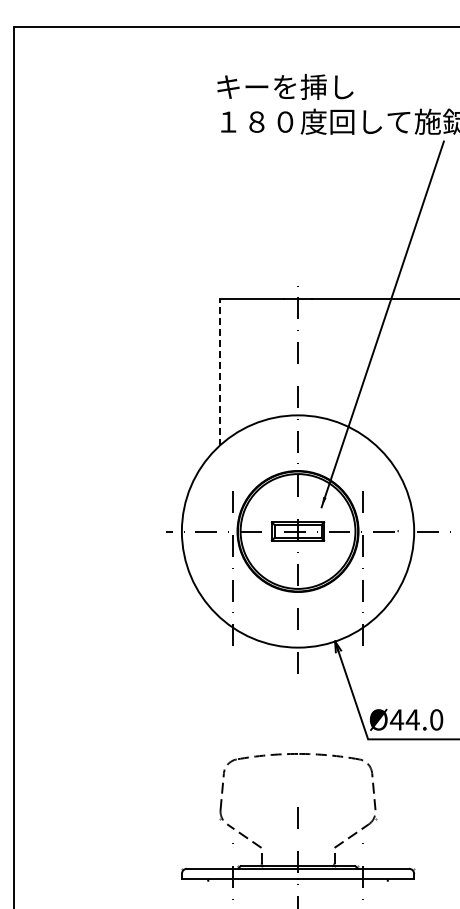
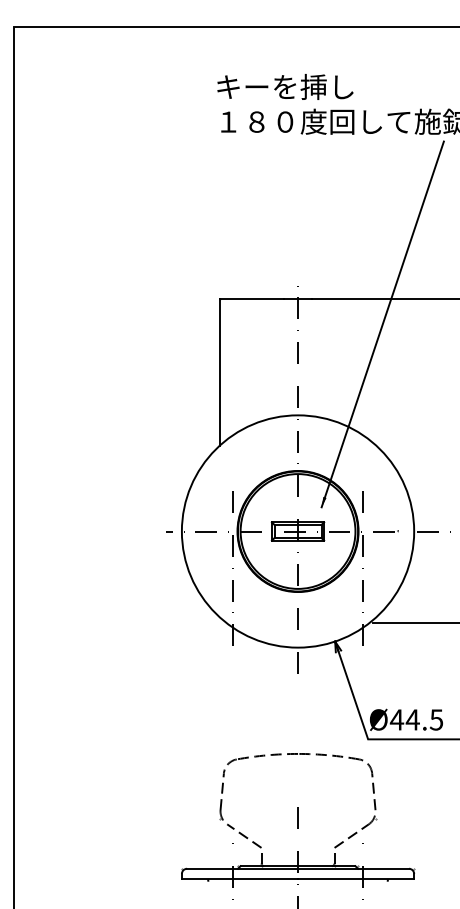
line: dashed -> solid (219, 371)
line: none -> present (414, 622)
text: Ø44.0 -> Ø44.5 (436, 719)
